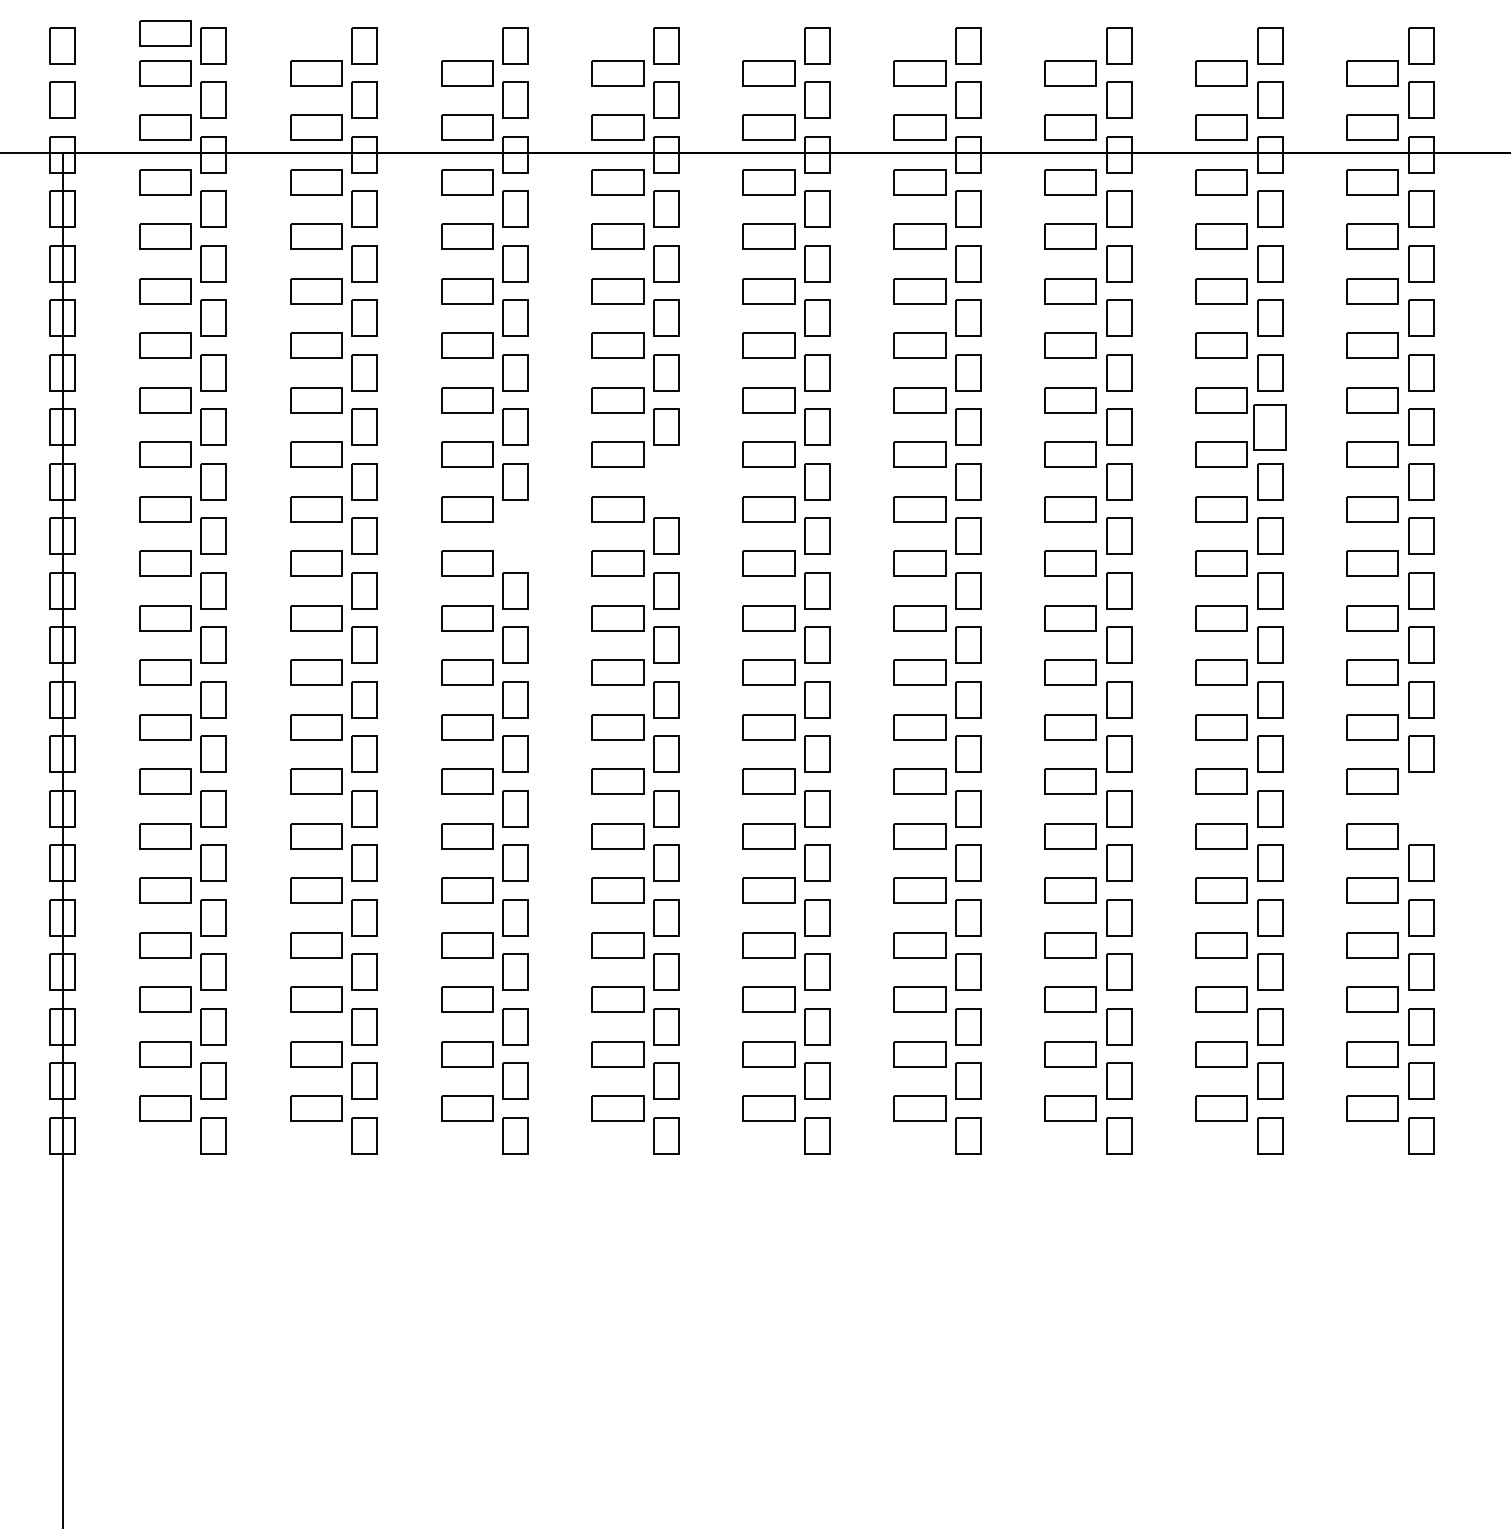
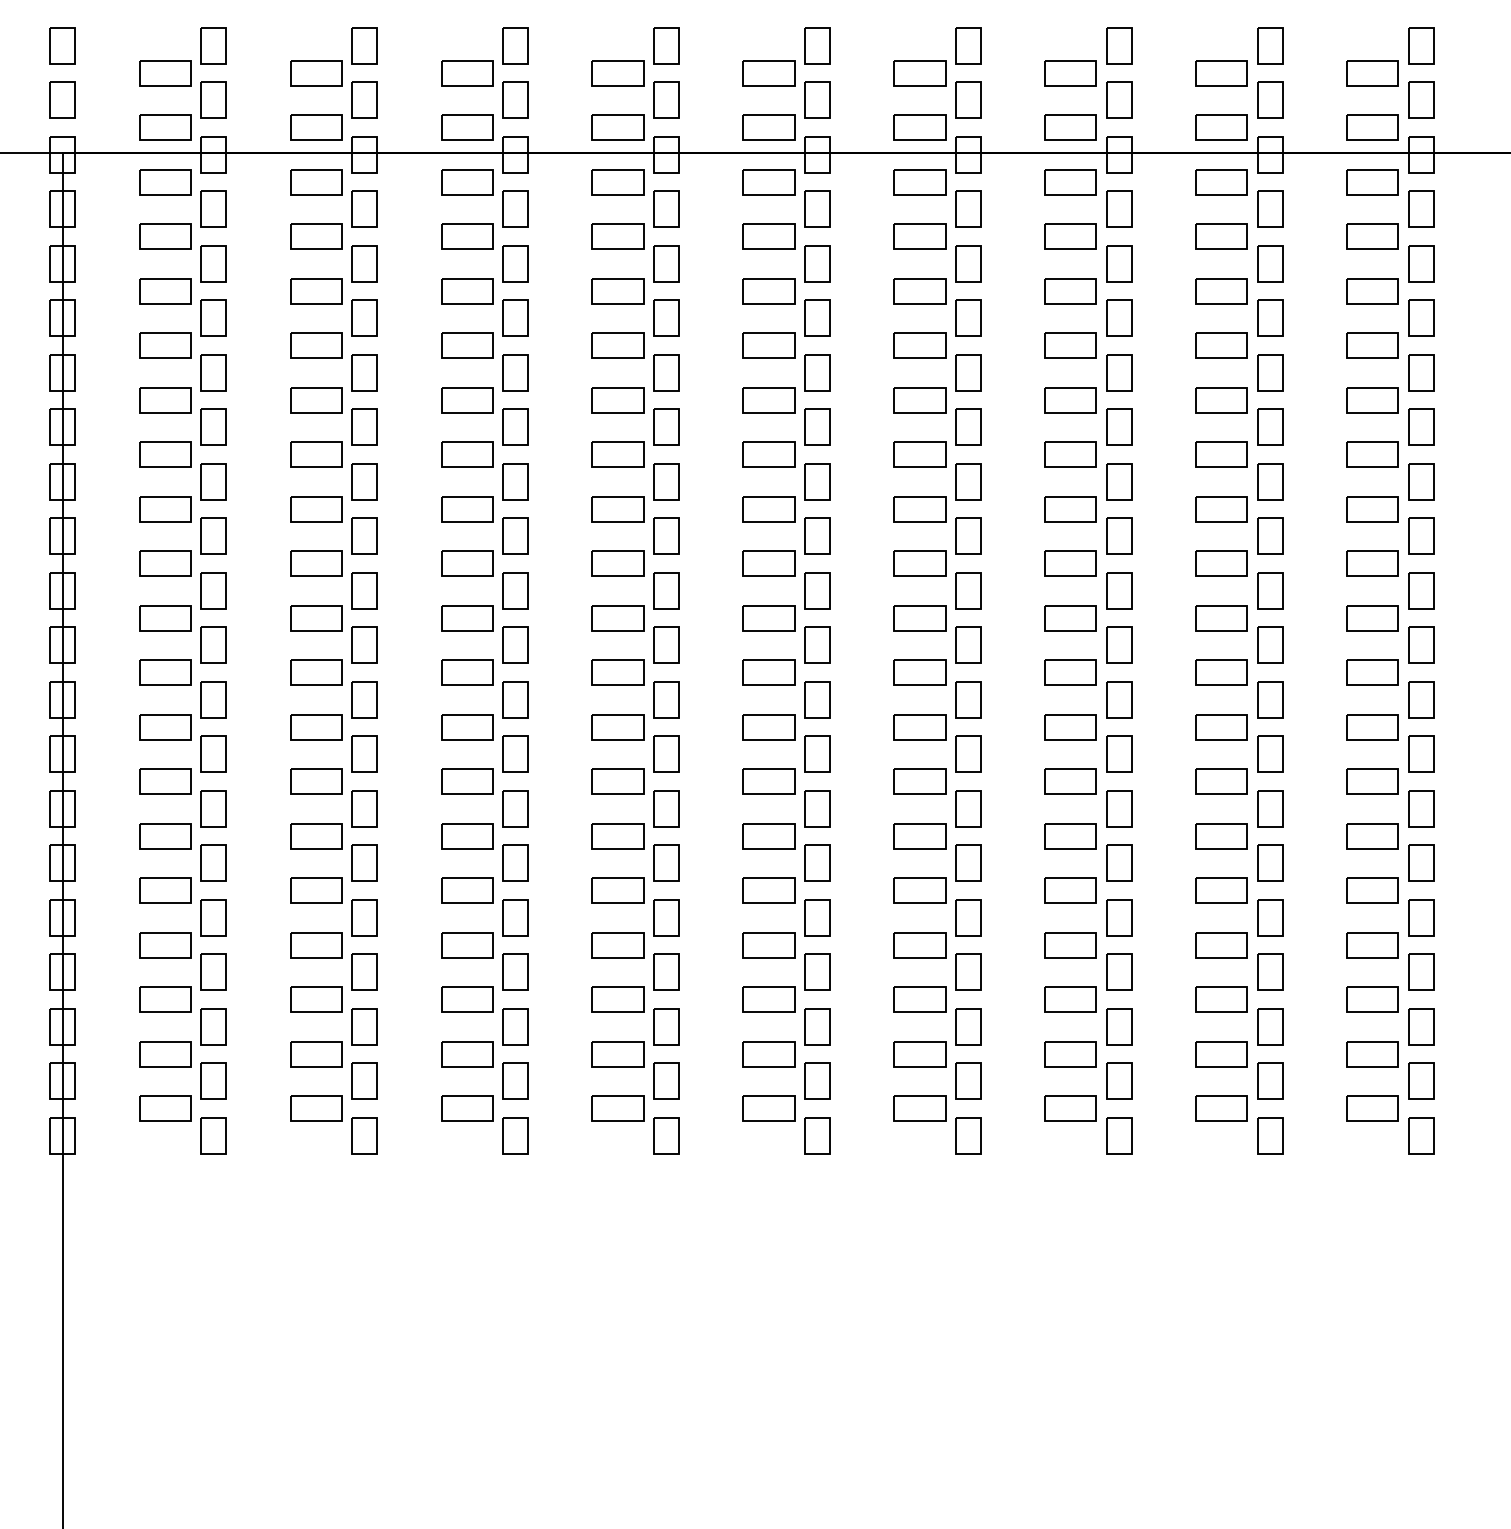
part: present -> none (165, 33)
part size: 34x47 px -> 27x38 px (1270, 426)
part: none -> present (666, 481)
part: none -> present (515, 535)
part: none -> present (1421, 808)
